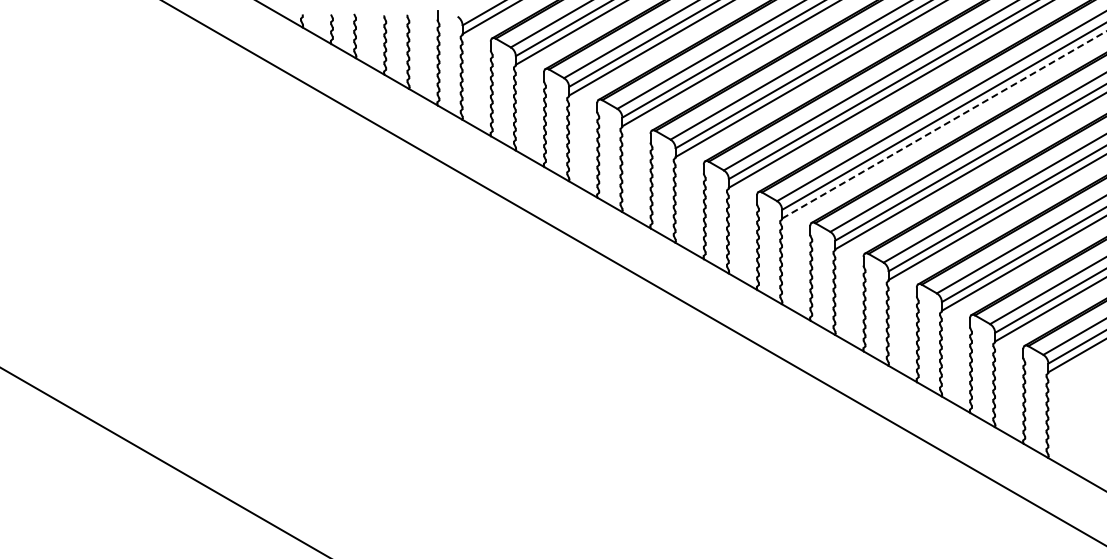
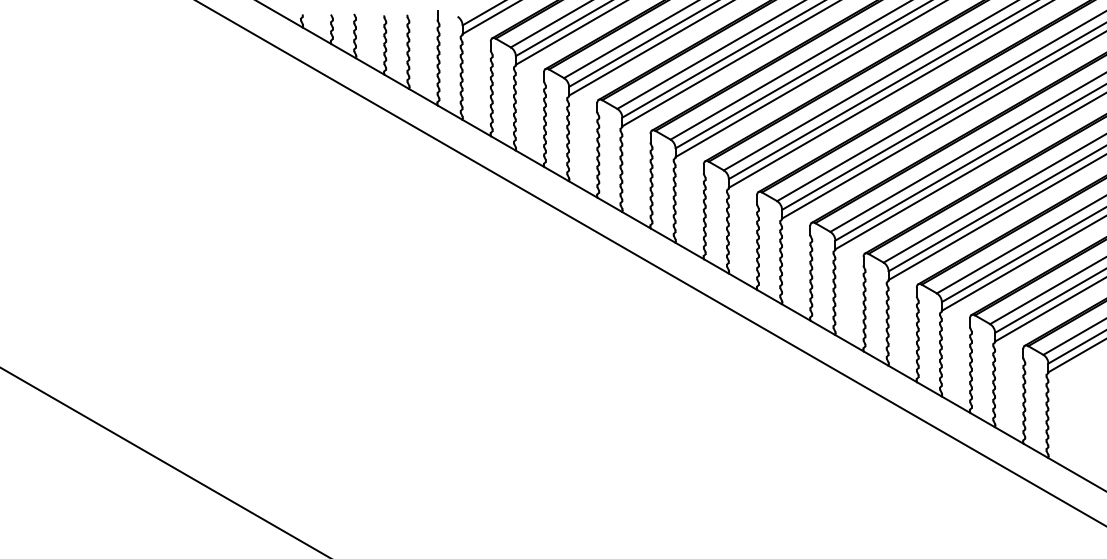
line: dashed -> solid (944, 124)
line position: (633, 273) -> (650, 263) (650, 263)
